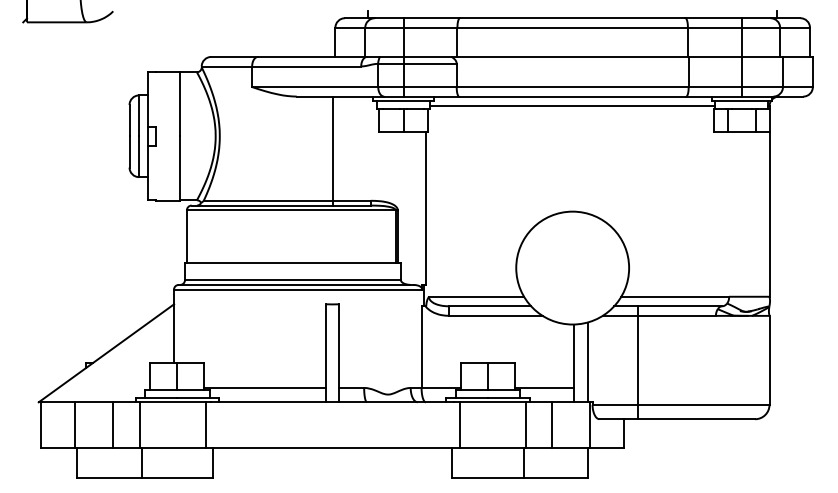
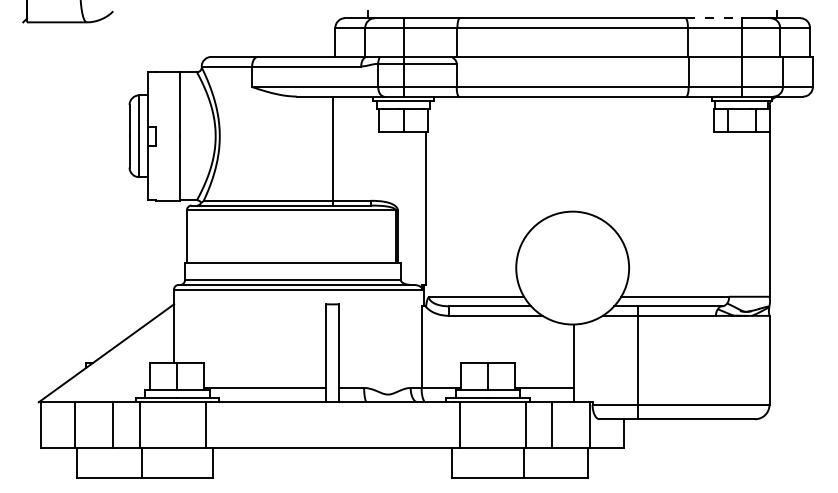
line: solid -> dashed (714, 18)
line: present -> none (572, 106)
line: present -> none (587, 362)
